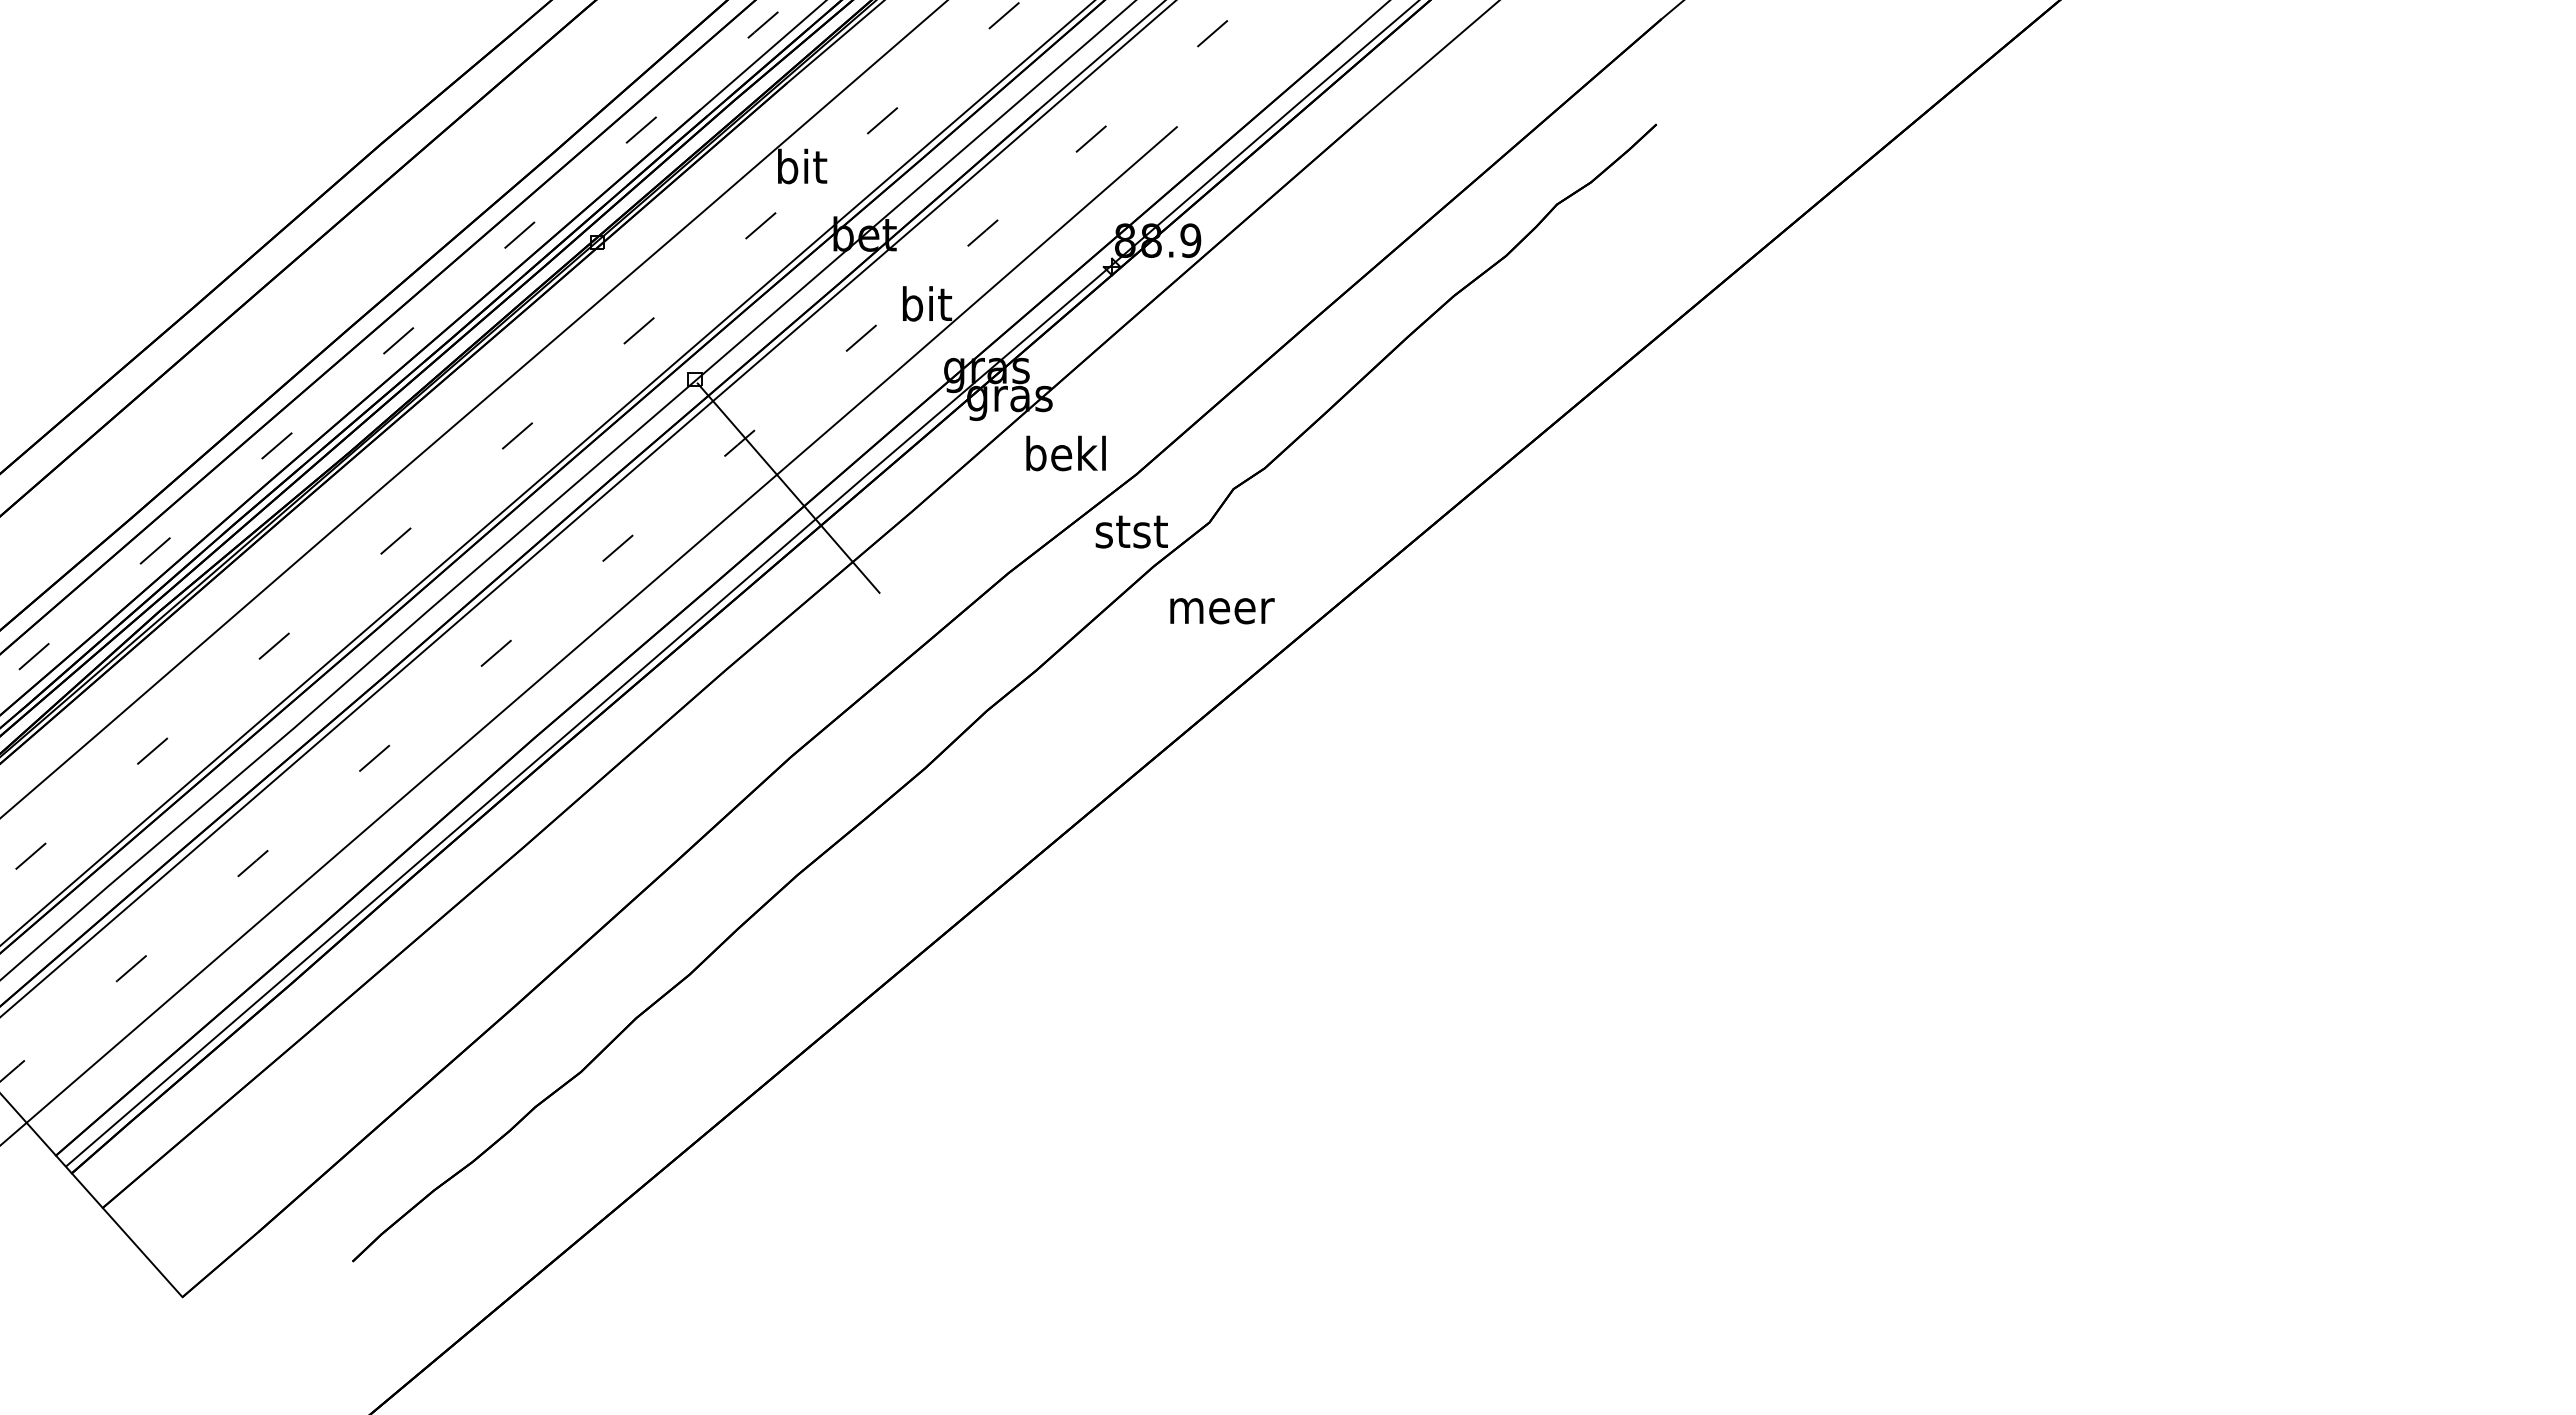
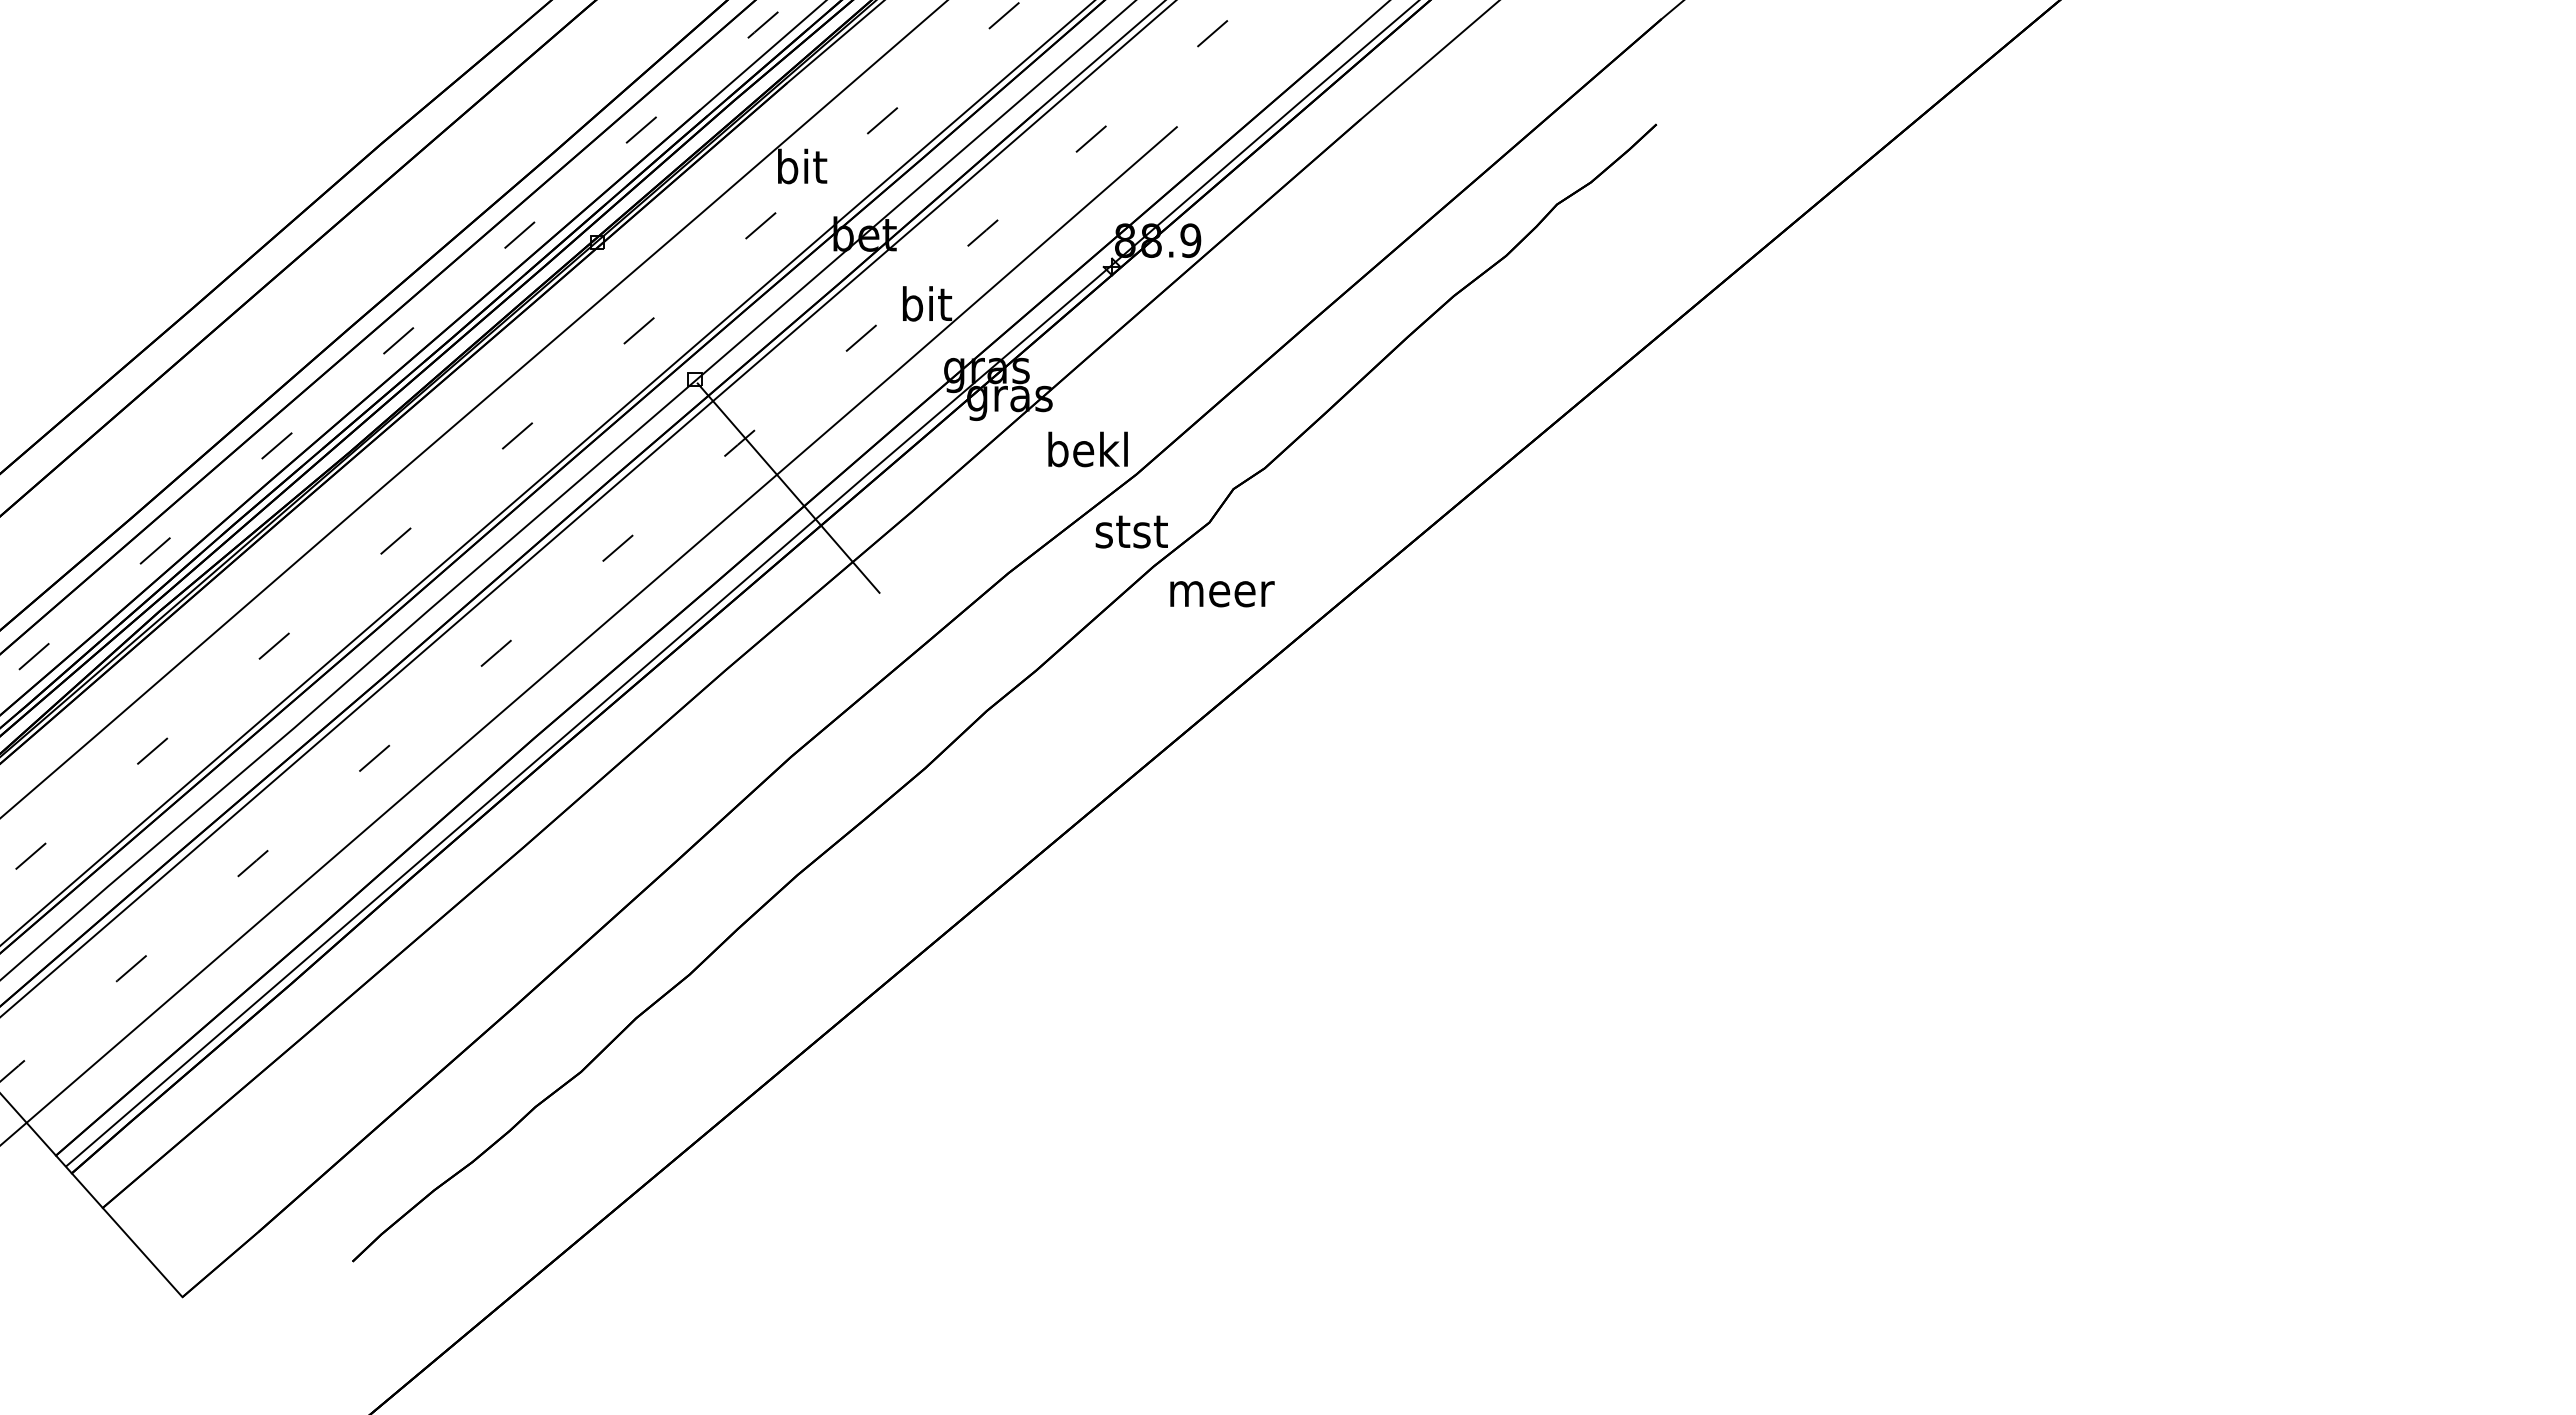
text position: (1065, 453) -> (1087, 449) (1087, 449)
text position: (1222, 611) -> (1222, 594) (1222, 594)
